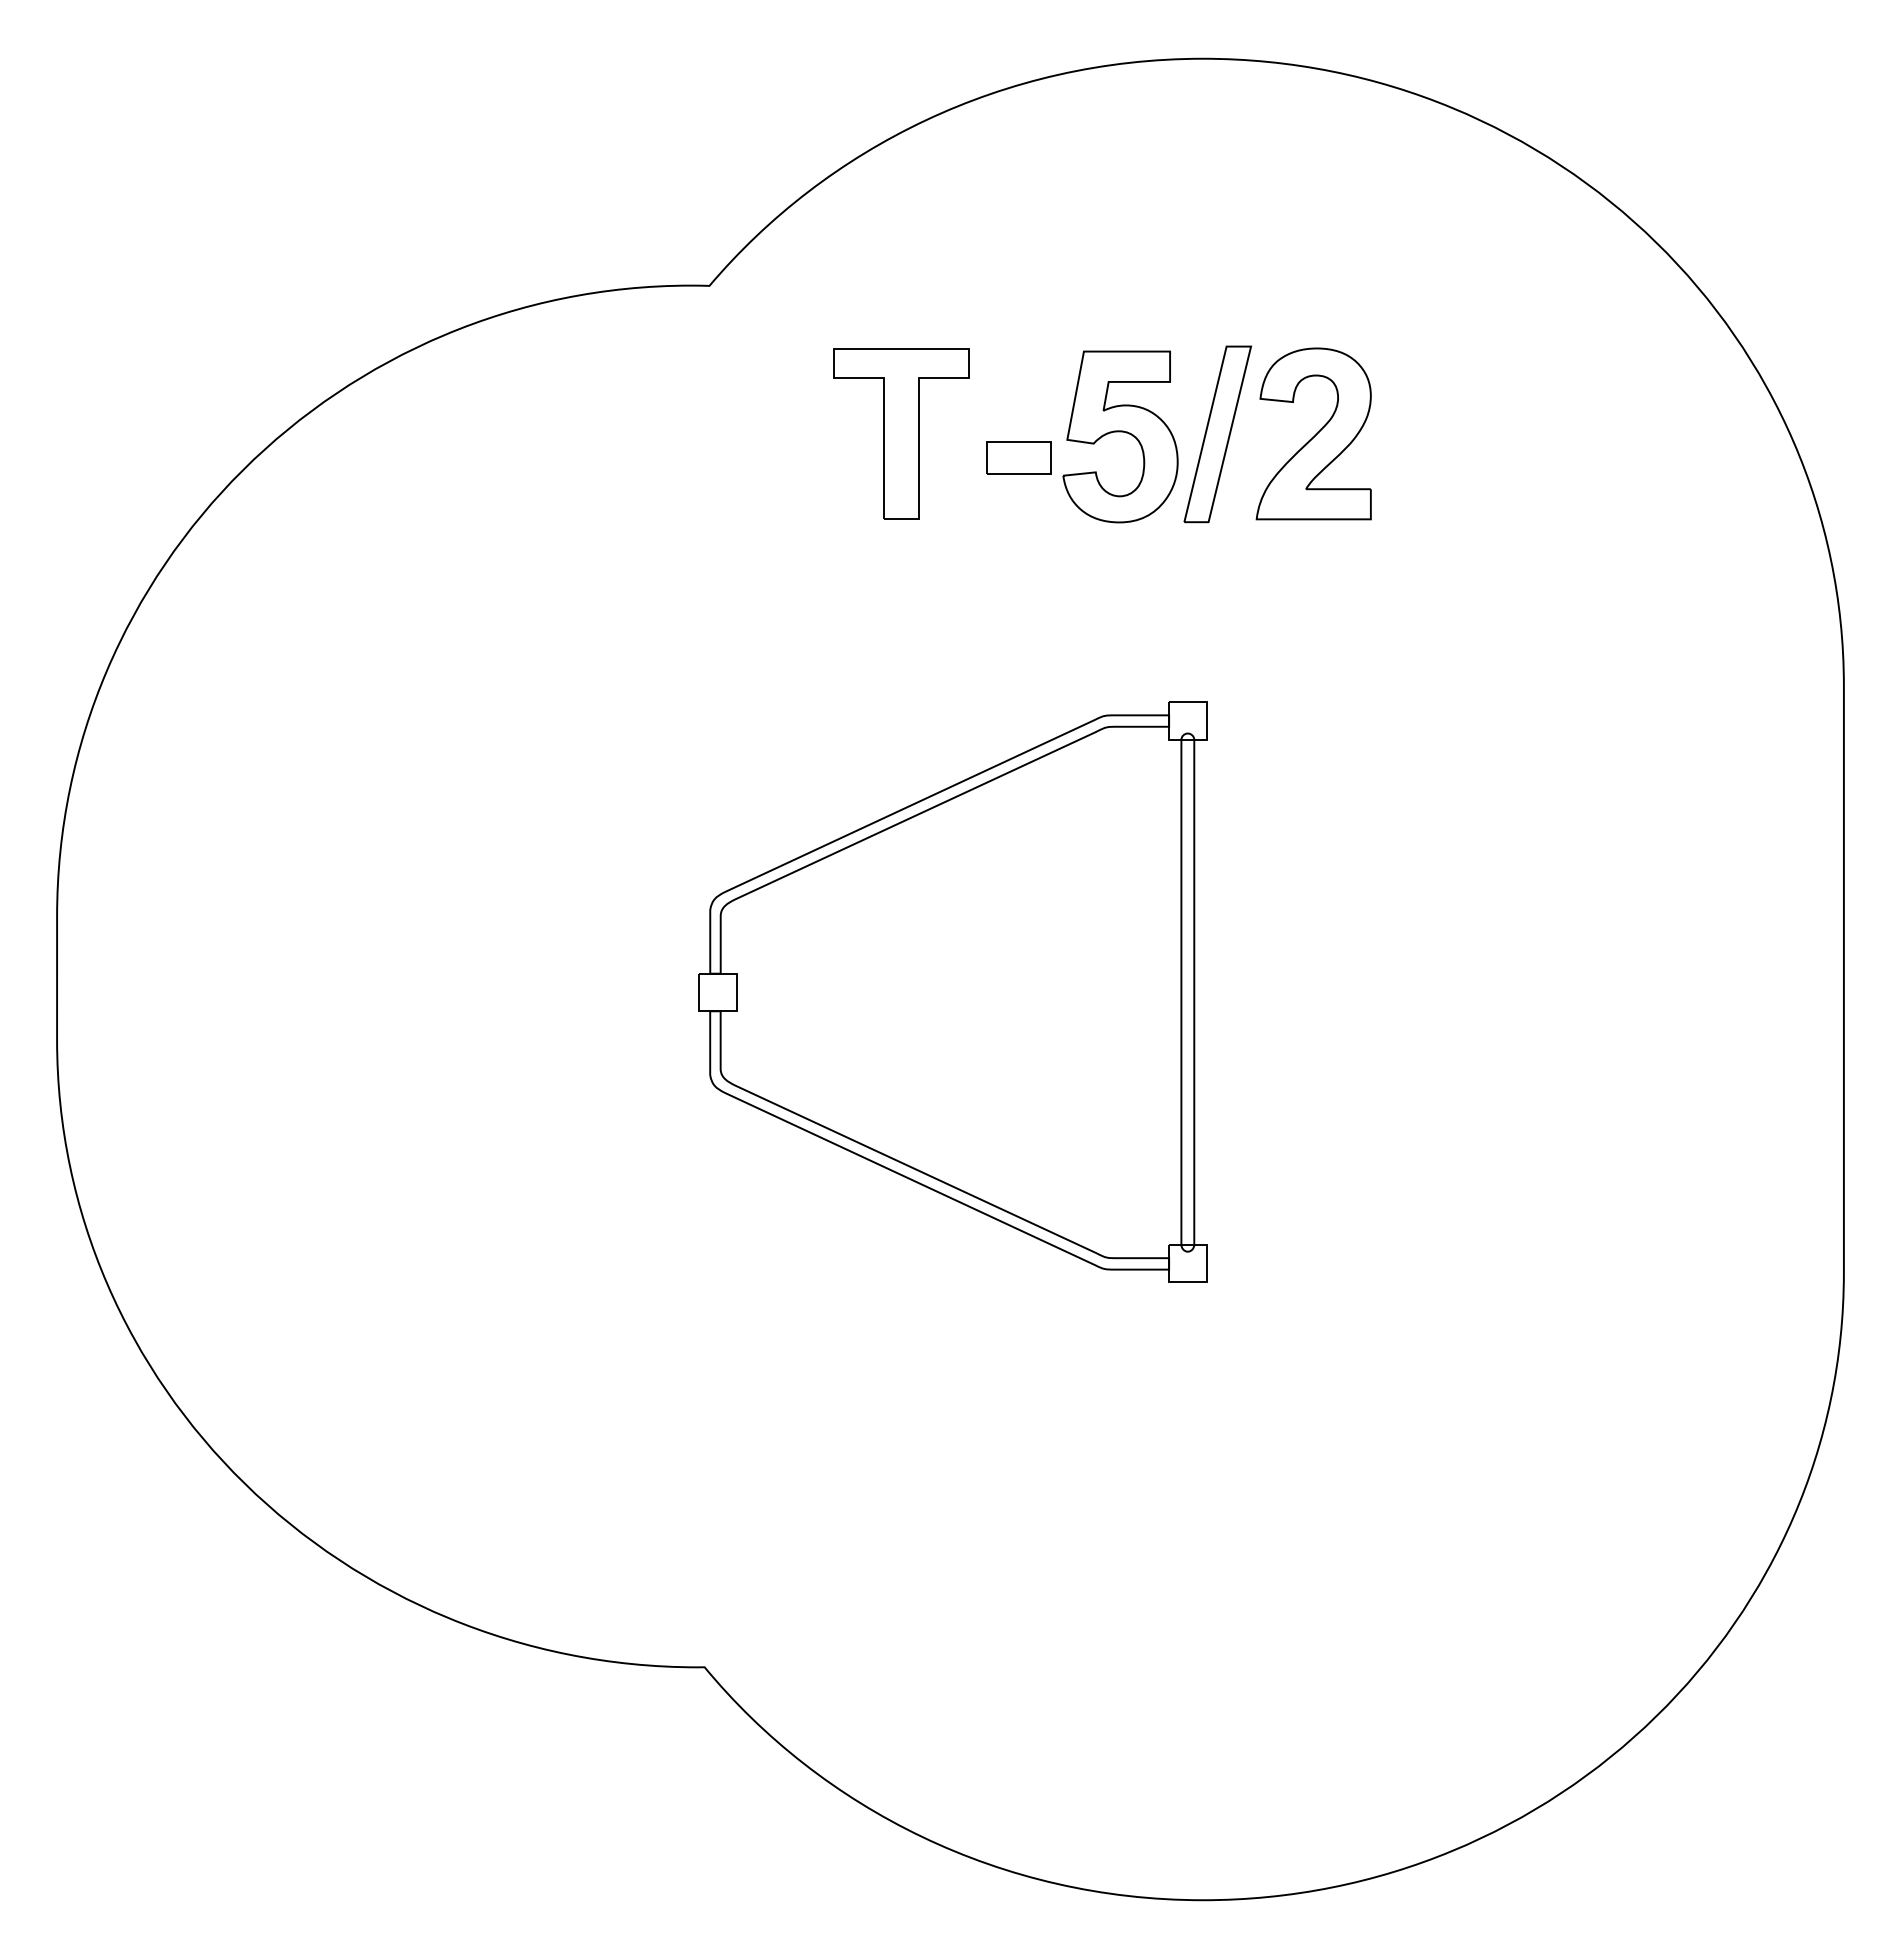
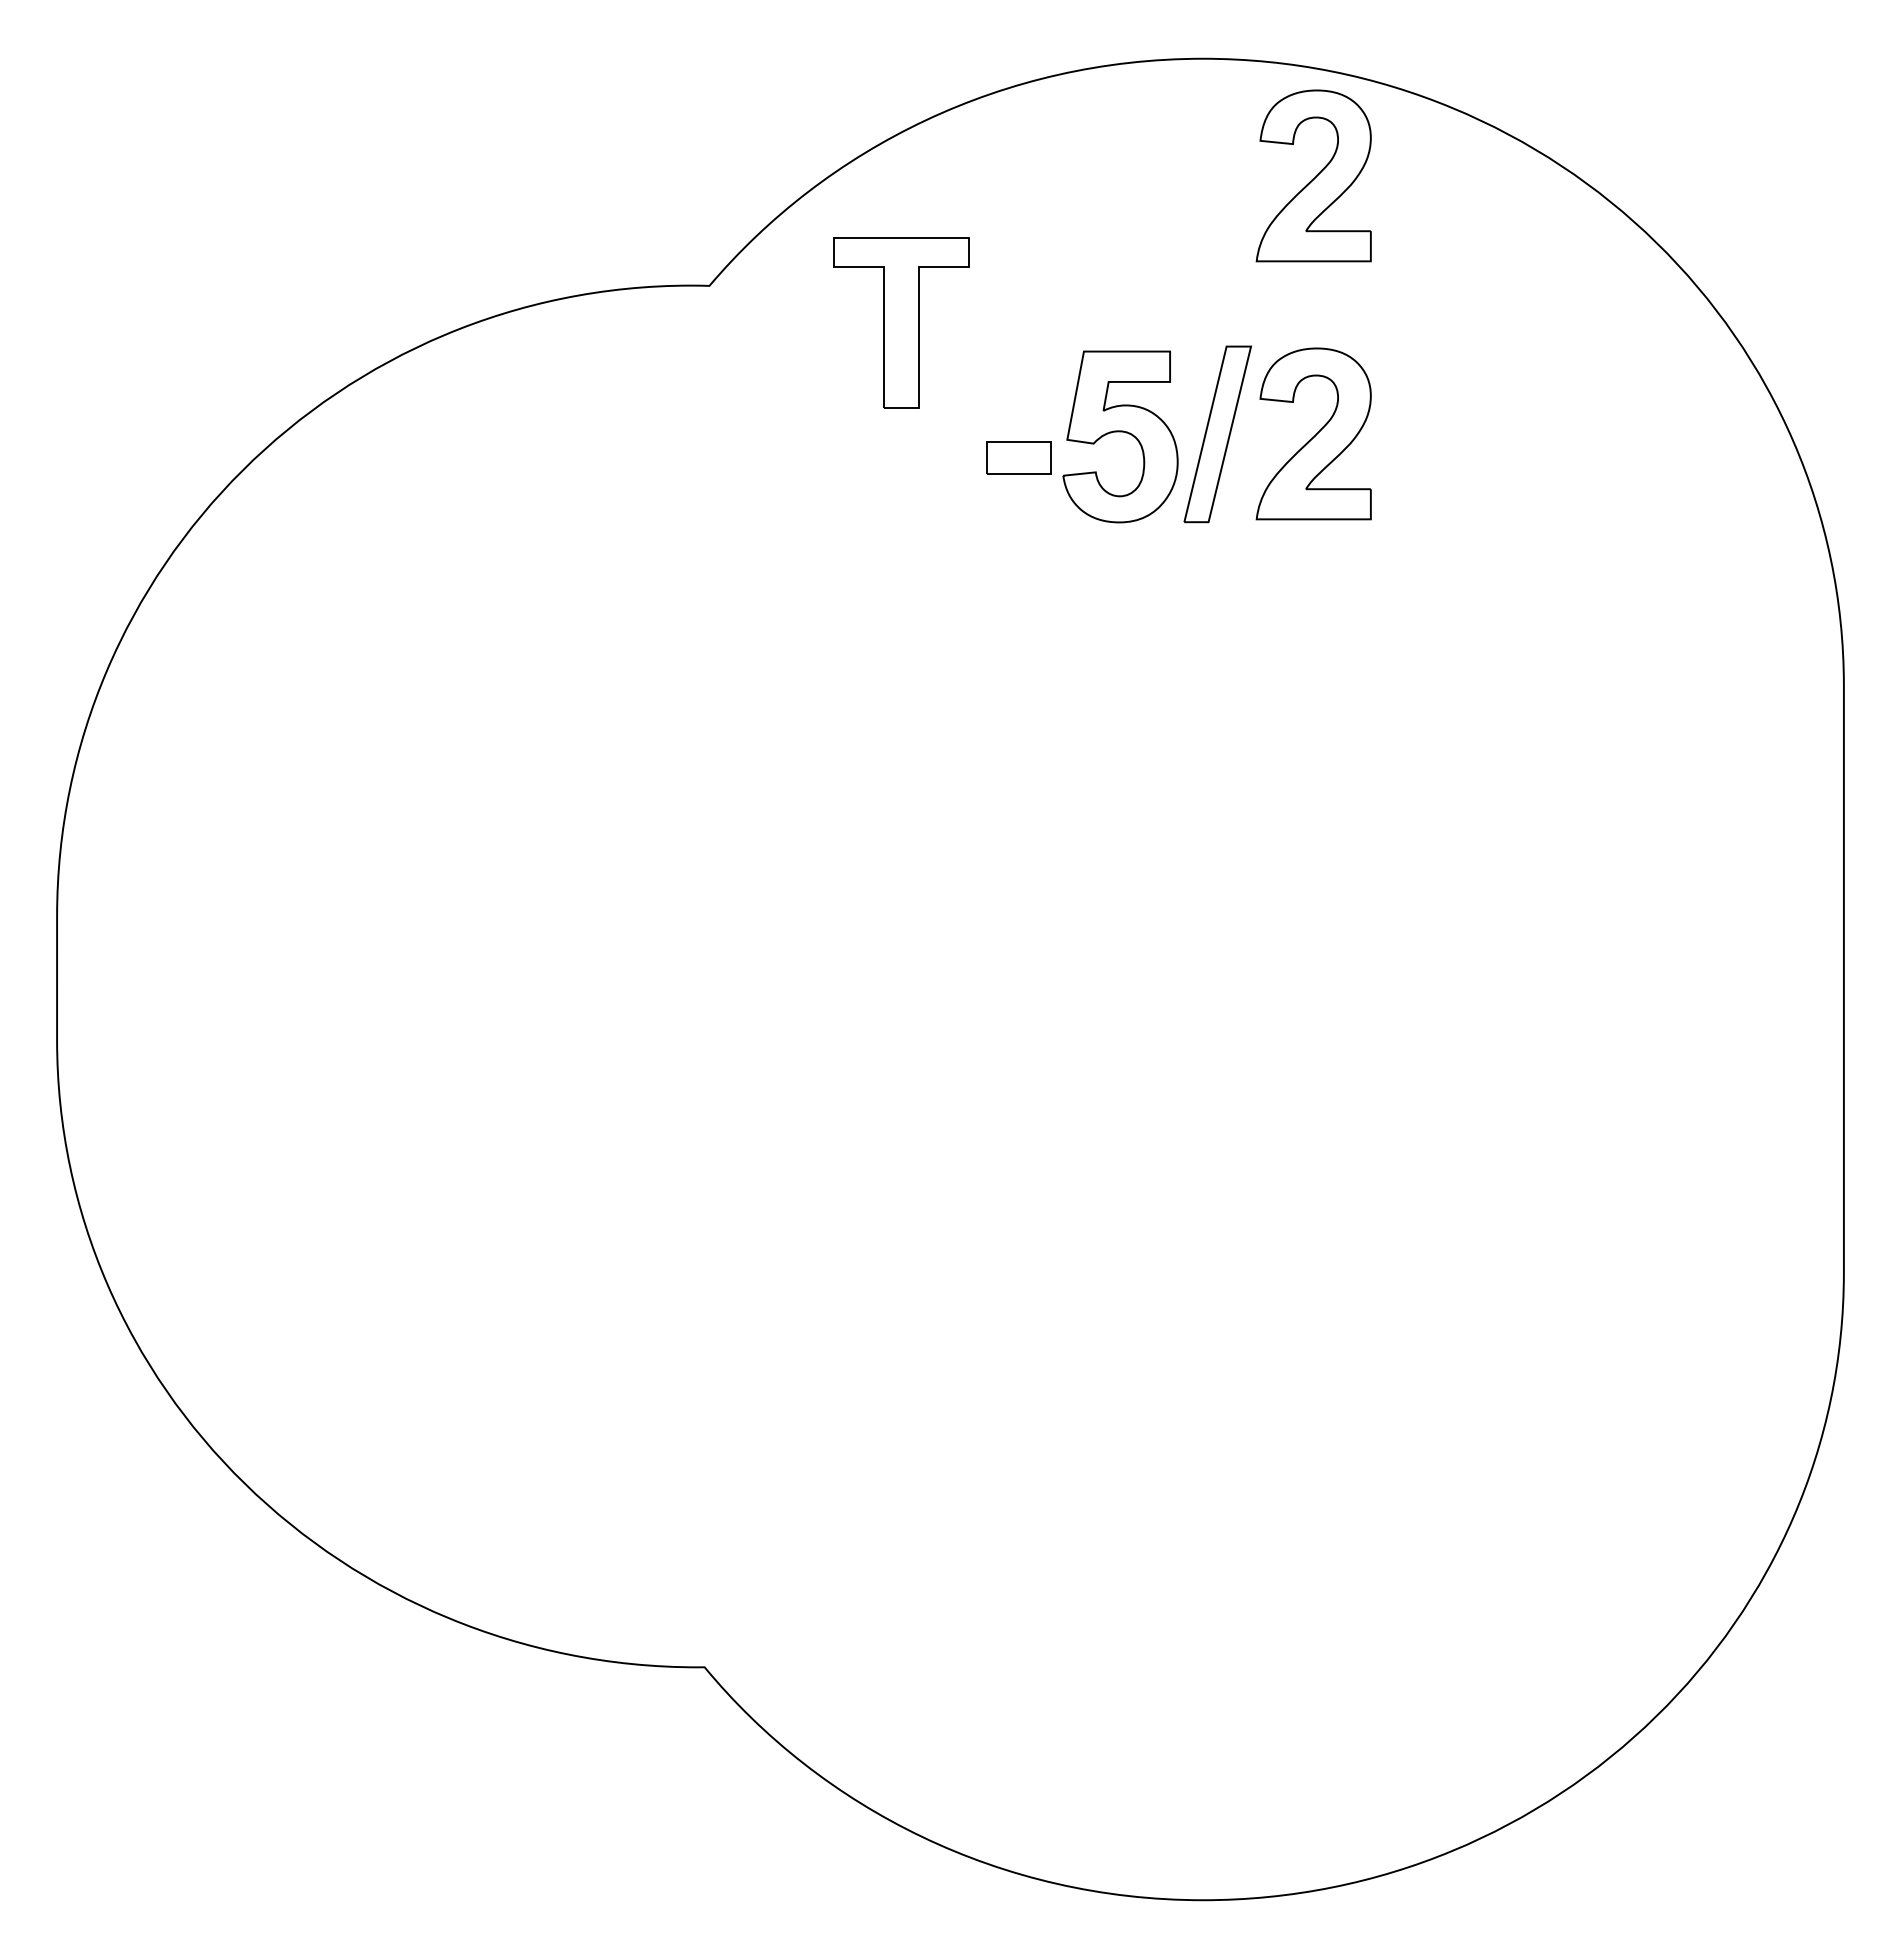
part: none -> present (1313, 175)
part position: (901, 433) -> (901, 322) (901, 322)
part: present -> none (952, 991)
